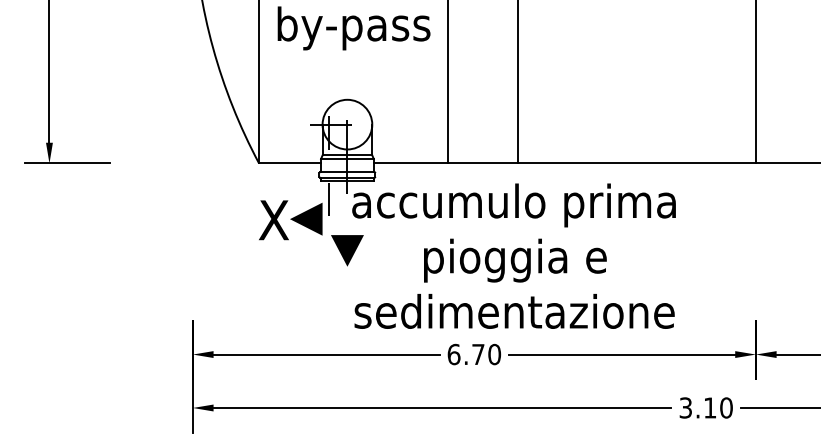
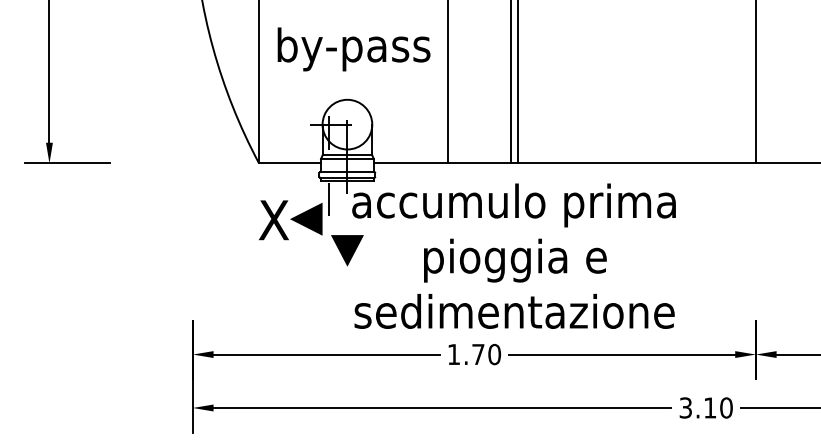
text position: (353, 28) -> (353, 49) (353, 49)
line: none -> present (511, 82)
text: 6.70 -> 1.70 (453, 354)
